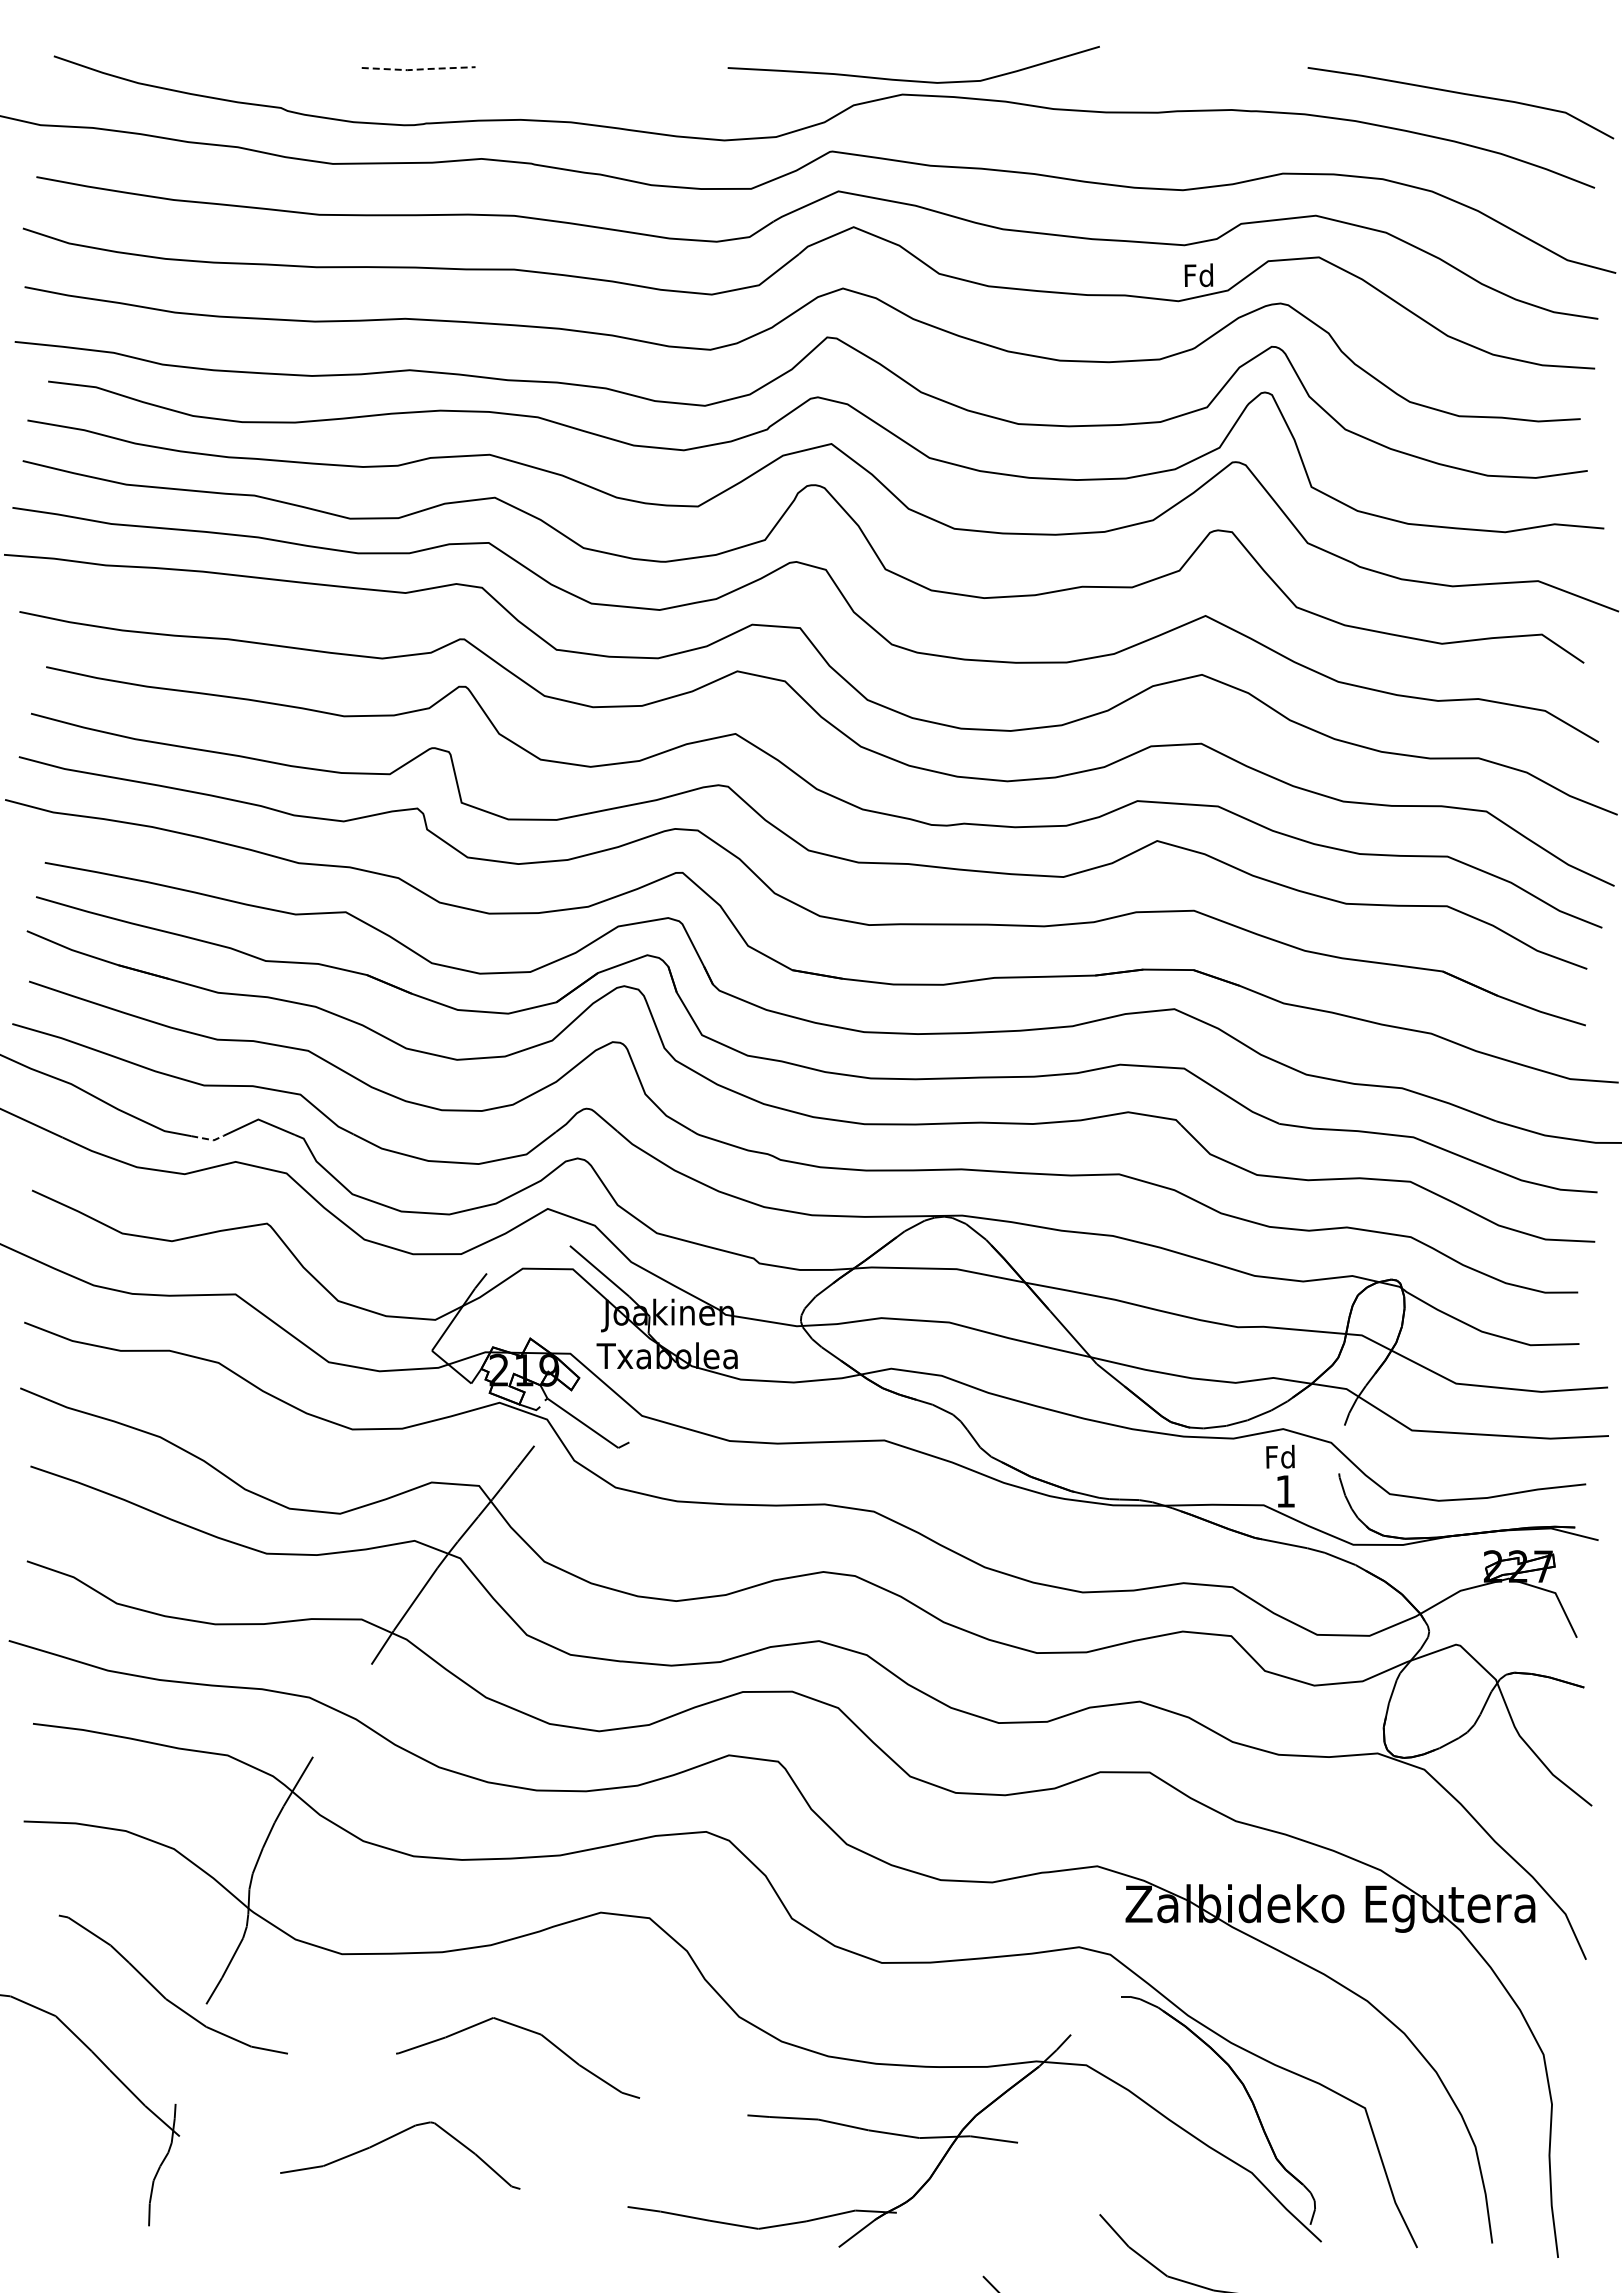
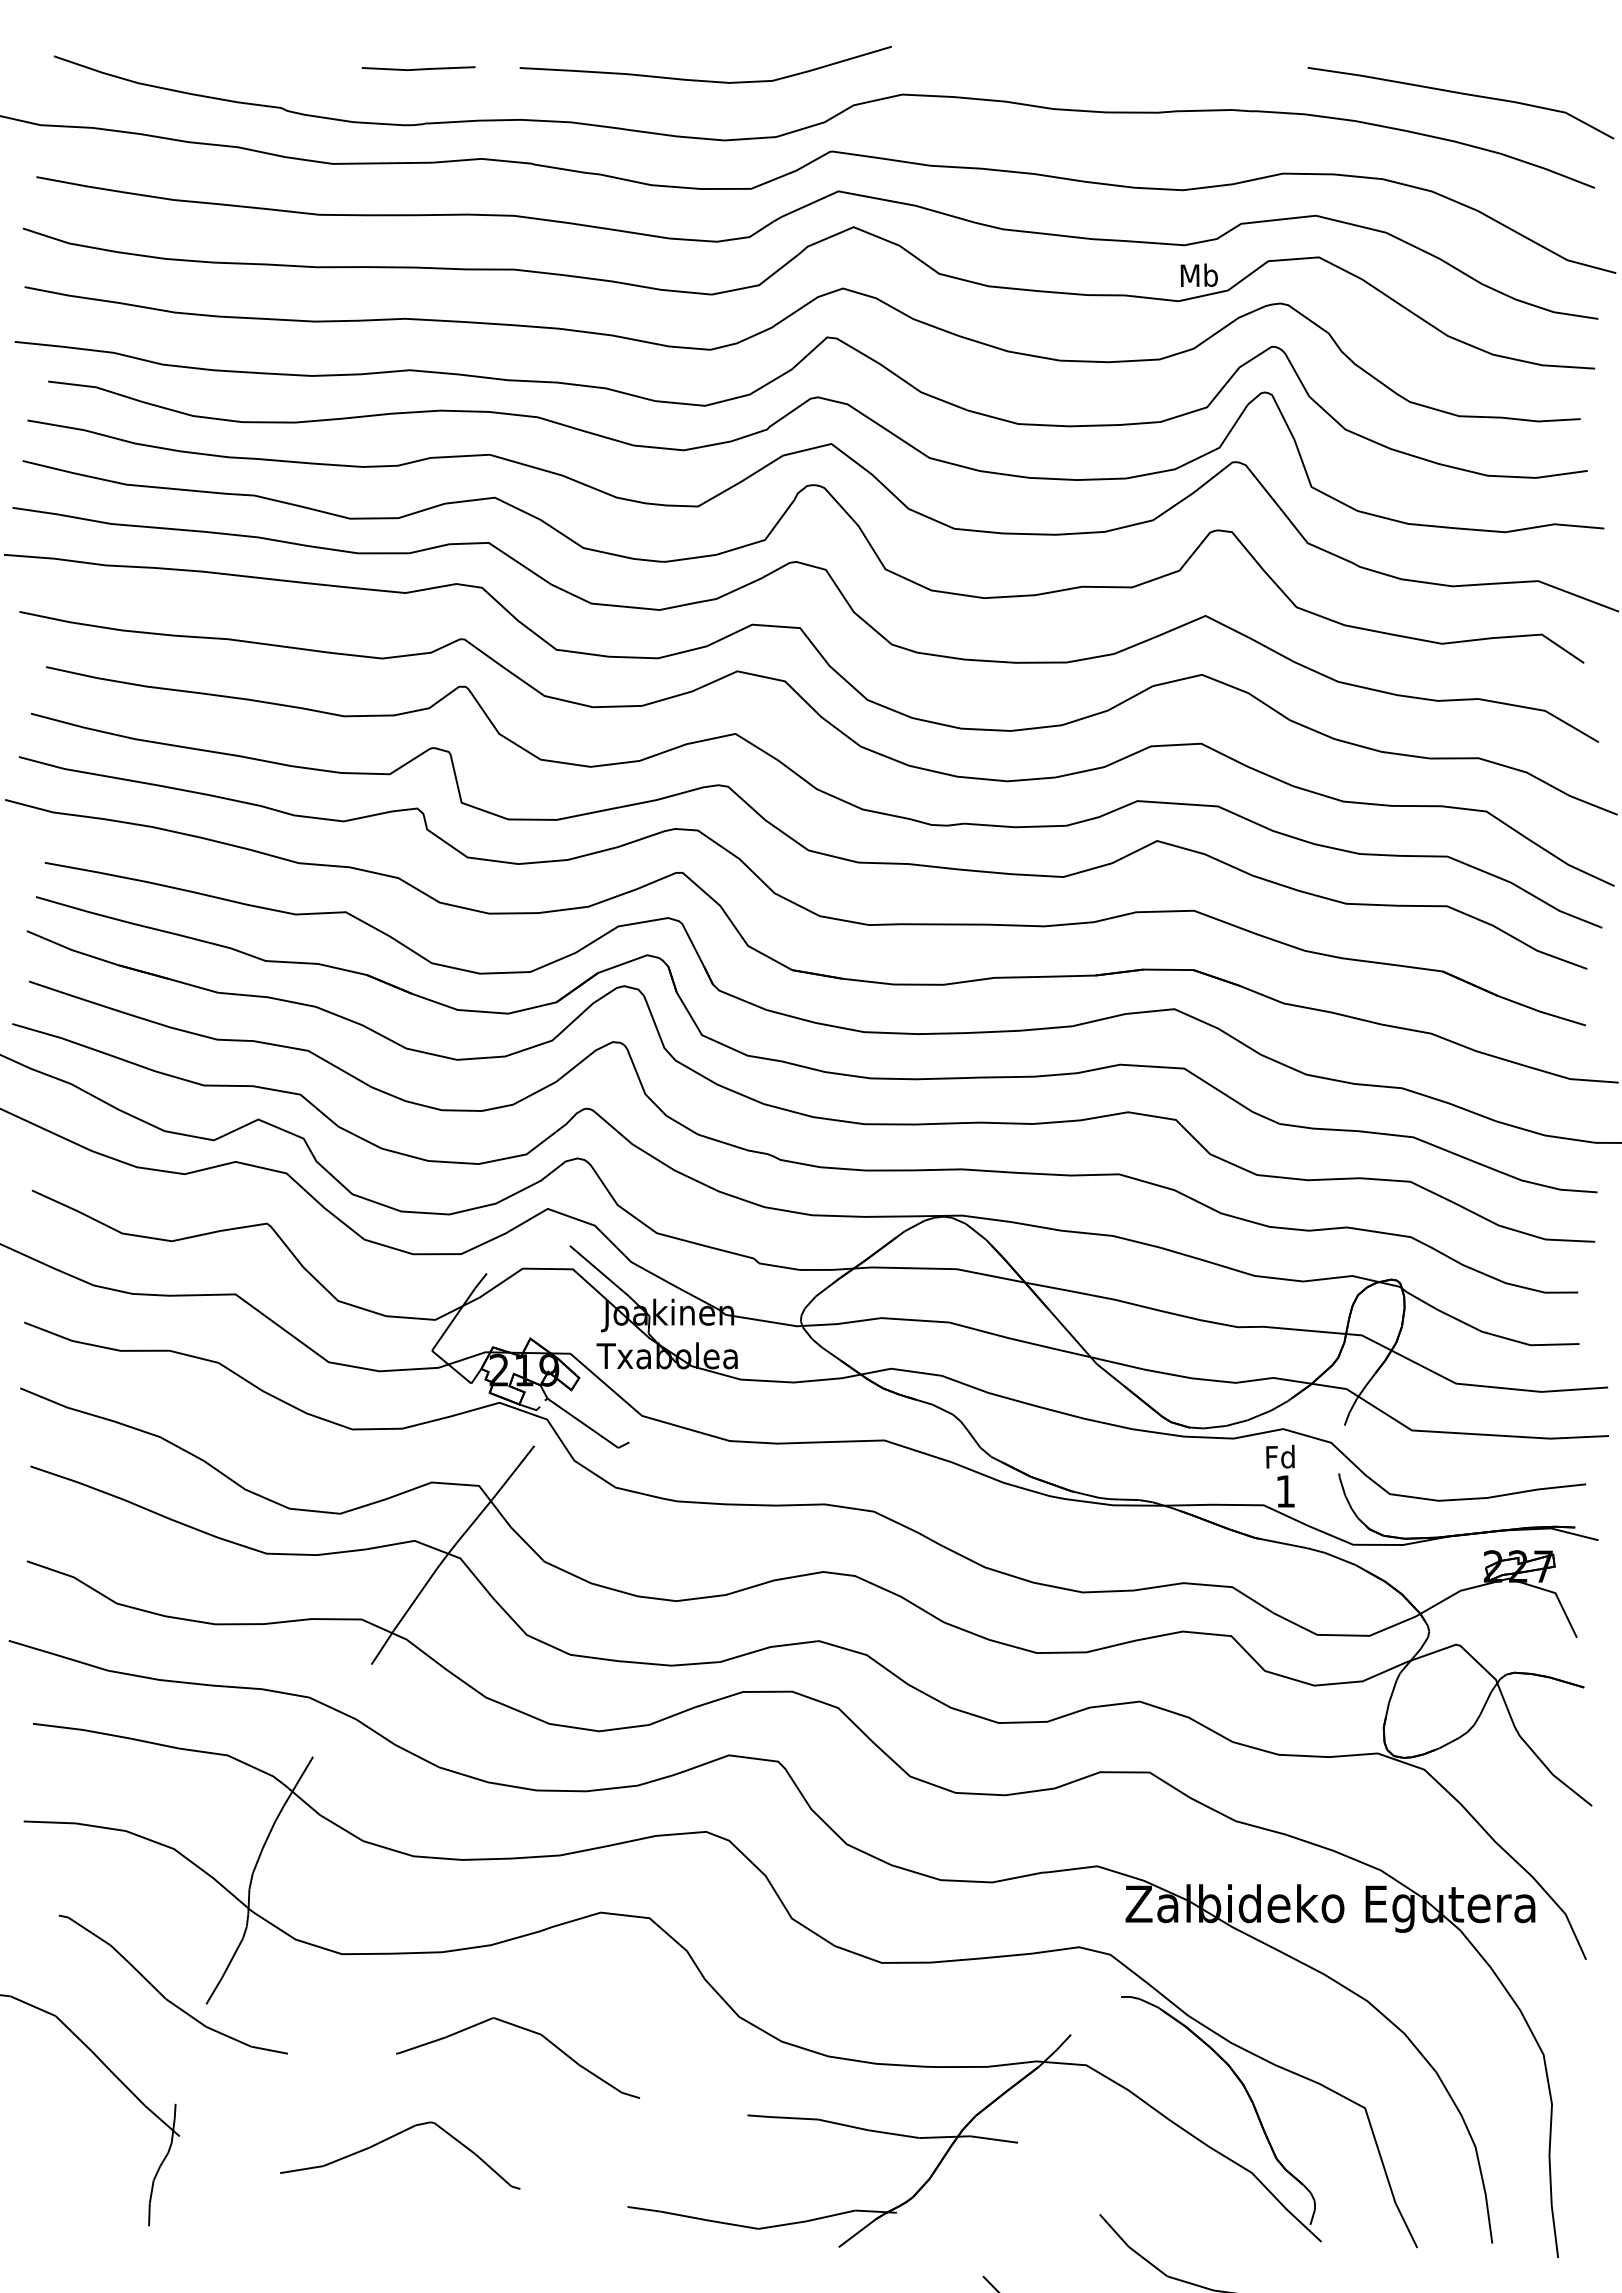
line: dashed -> solid (419, 69)
curve position: (913, 80) -> (705, 80) (705, 80)
text: Fd -> Mb (1198, 275)
line: dashed -> solid (208, 1139)
